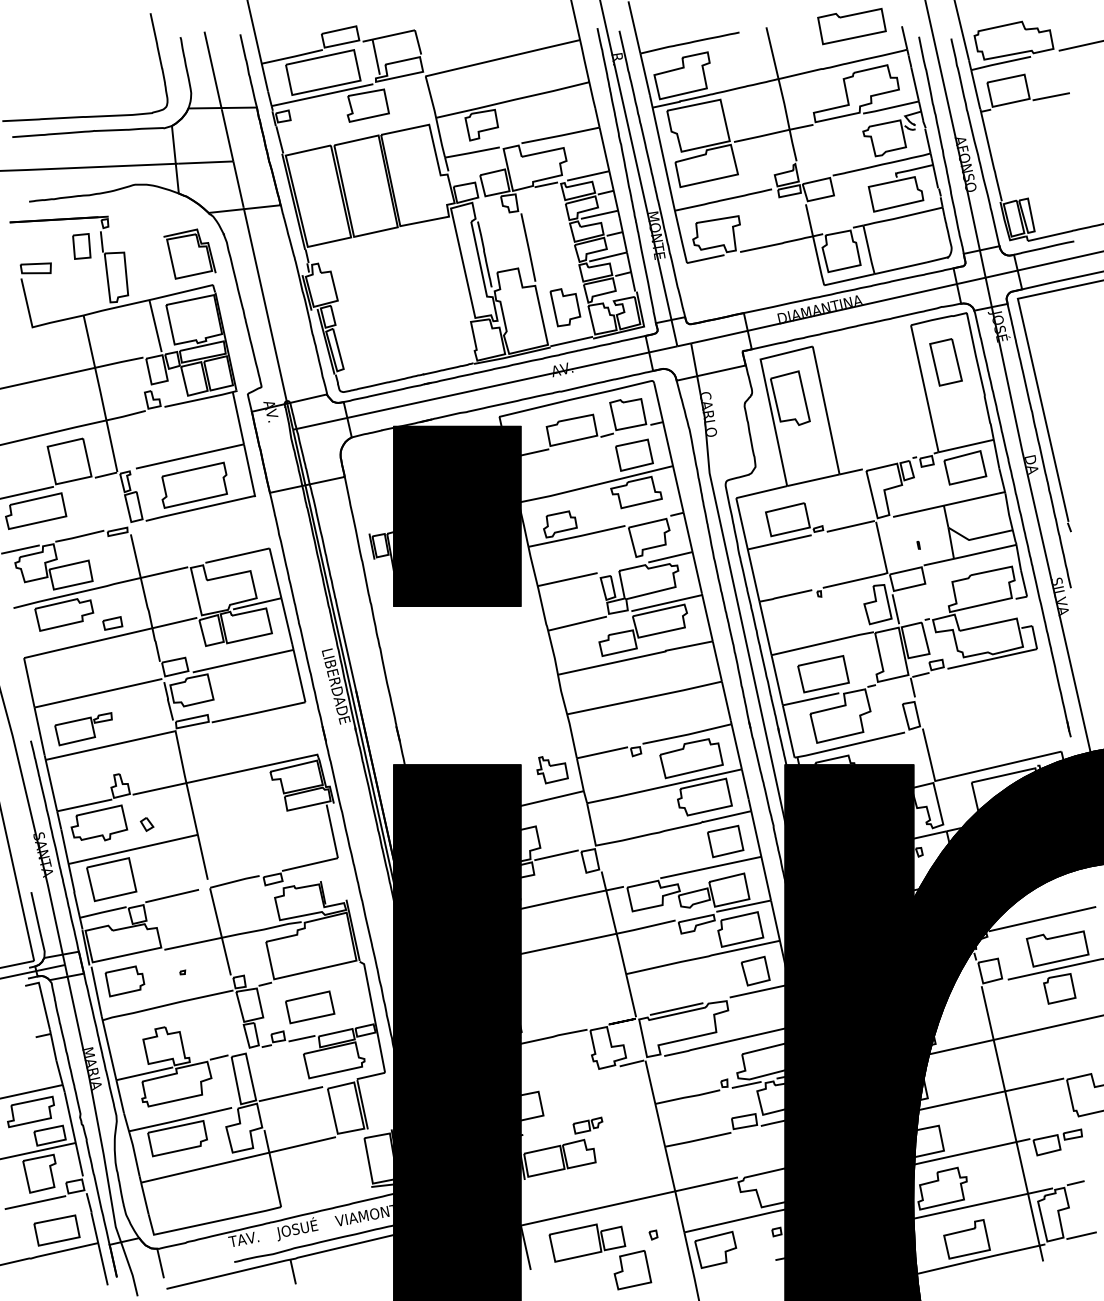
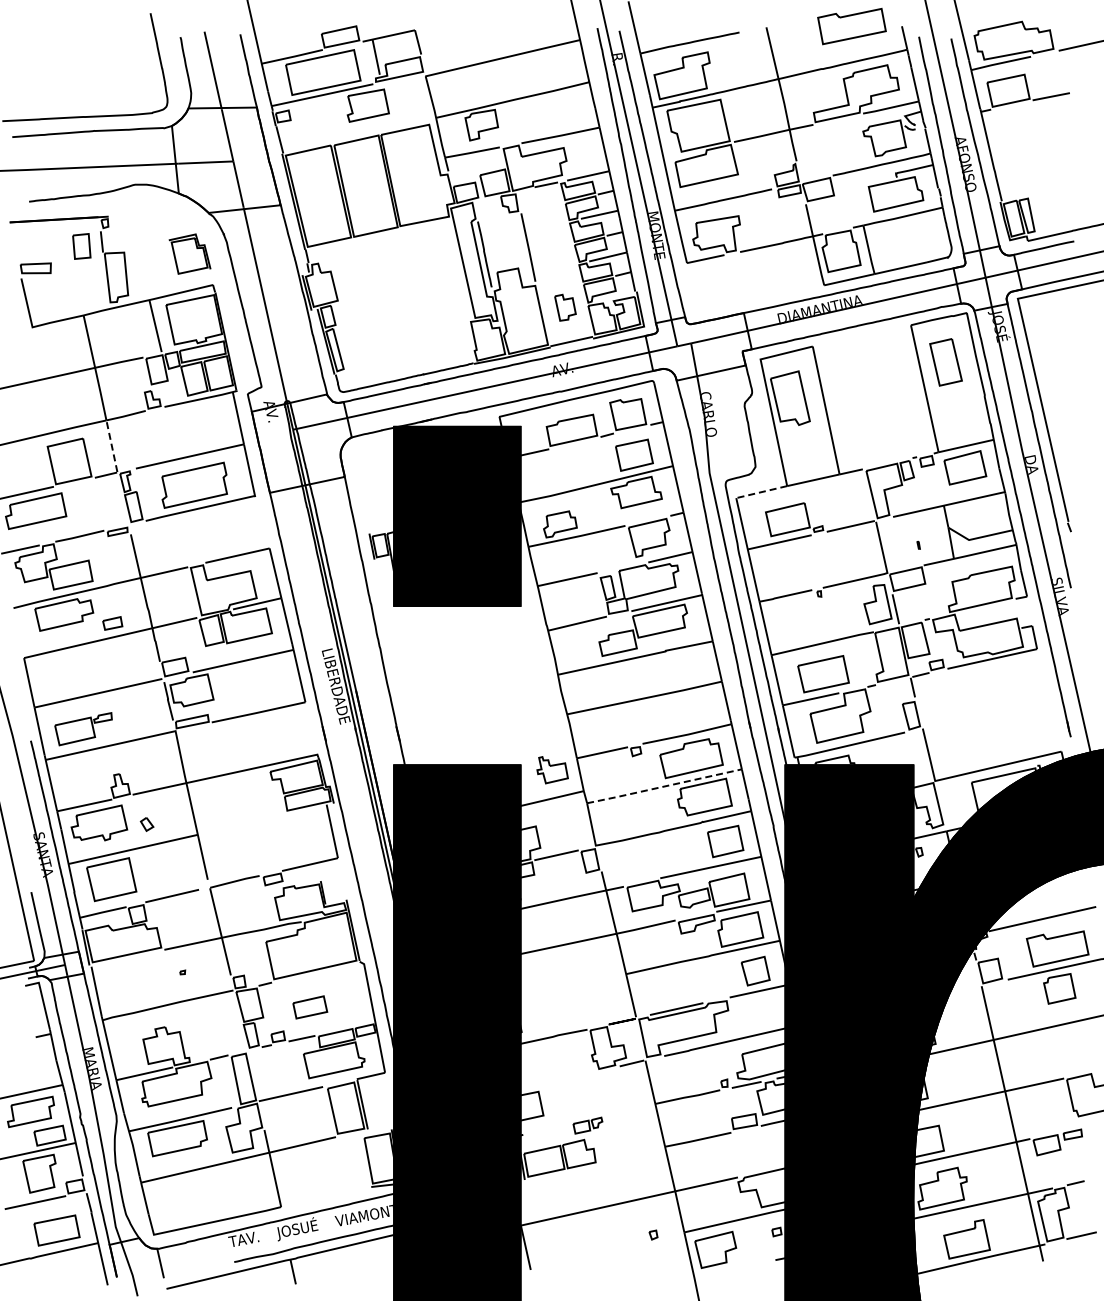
part size: 54x52 px -> 44x42 px (189, 253)
part size: 33x40 px -> 23x29 px (565, 307)
line: solid -> dashed (111, 445)
line: solid -> dashed (761, 492)
line: solid -> dashed (664, 786)
part: present -> none (124, 981)
part size: 51x35 px -> 37x25 px (310, 1007)
part: present -> none (600, 1256)
